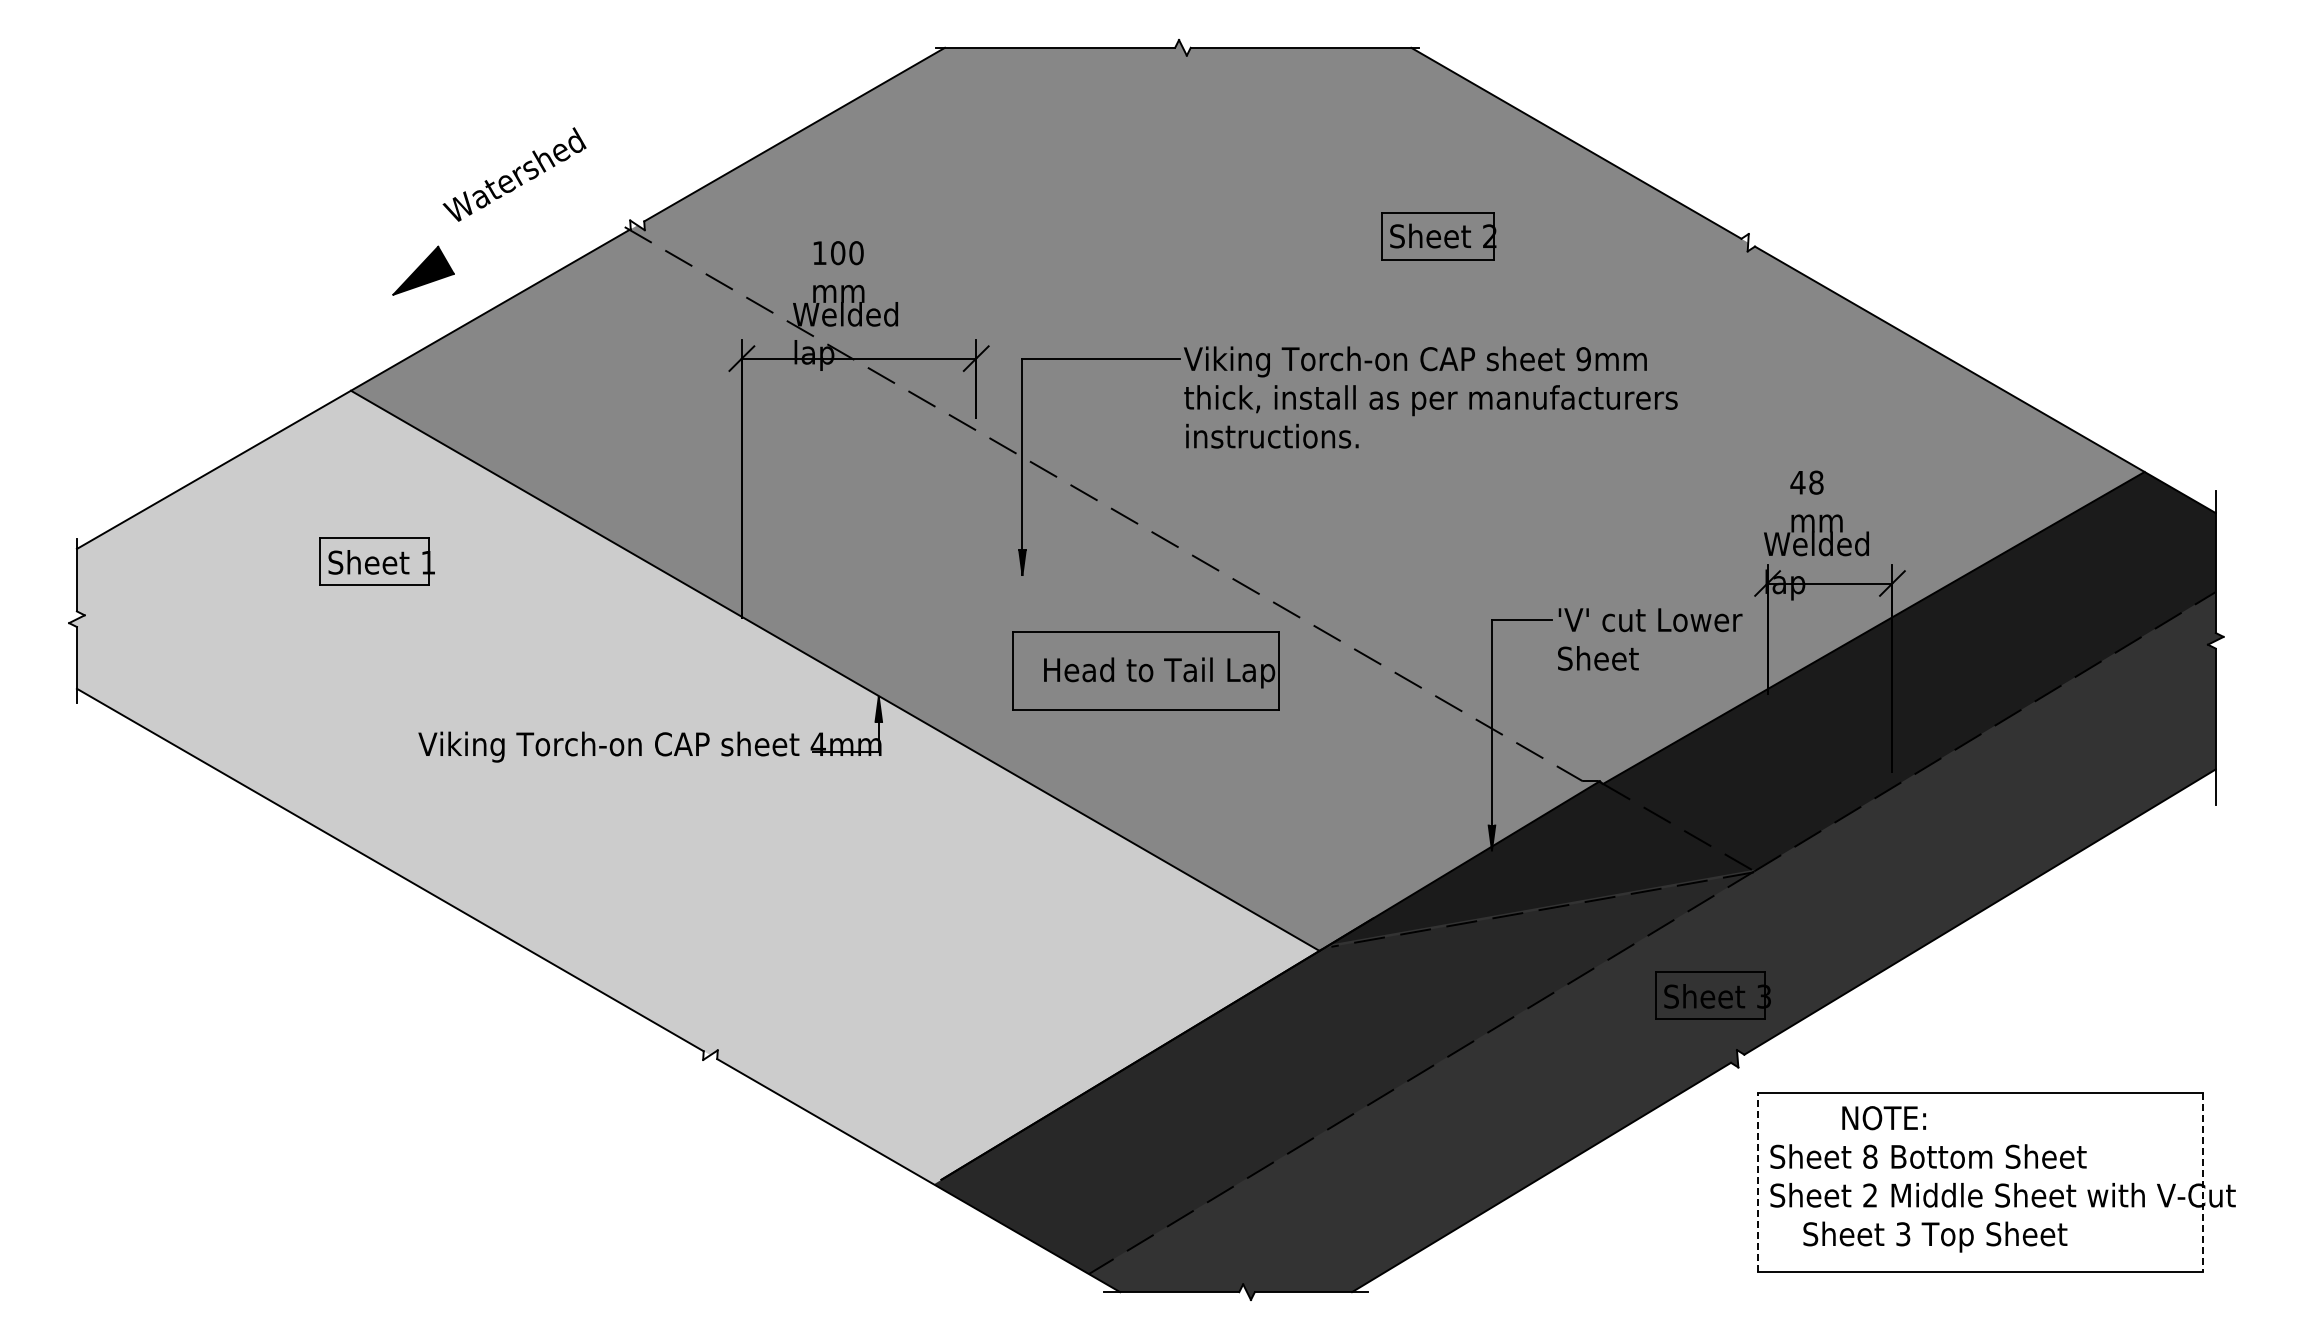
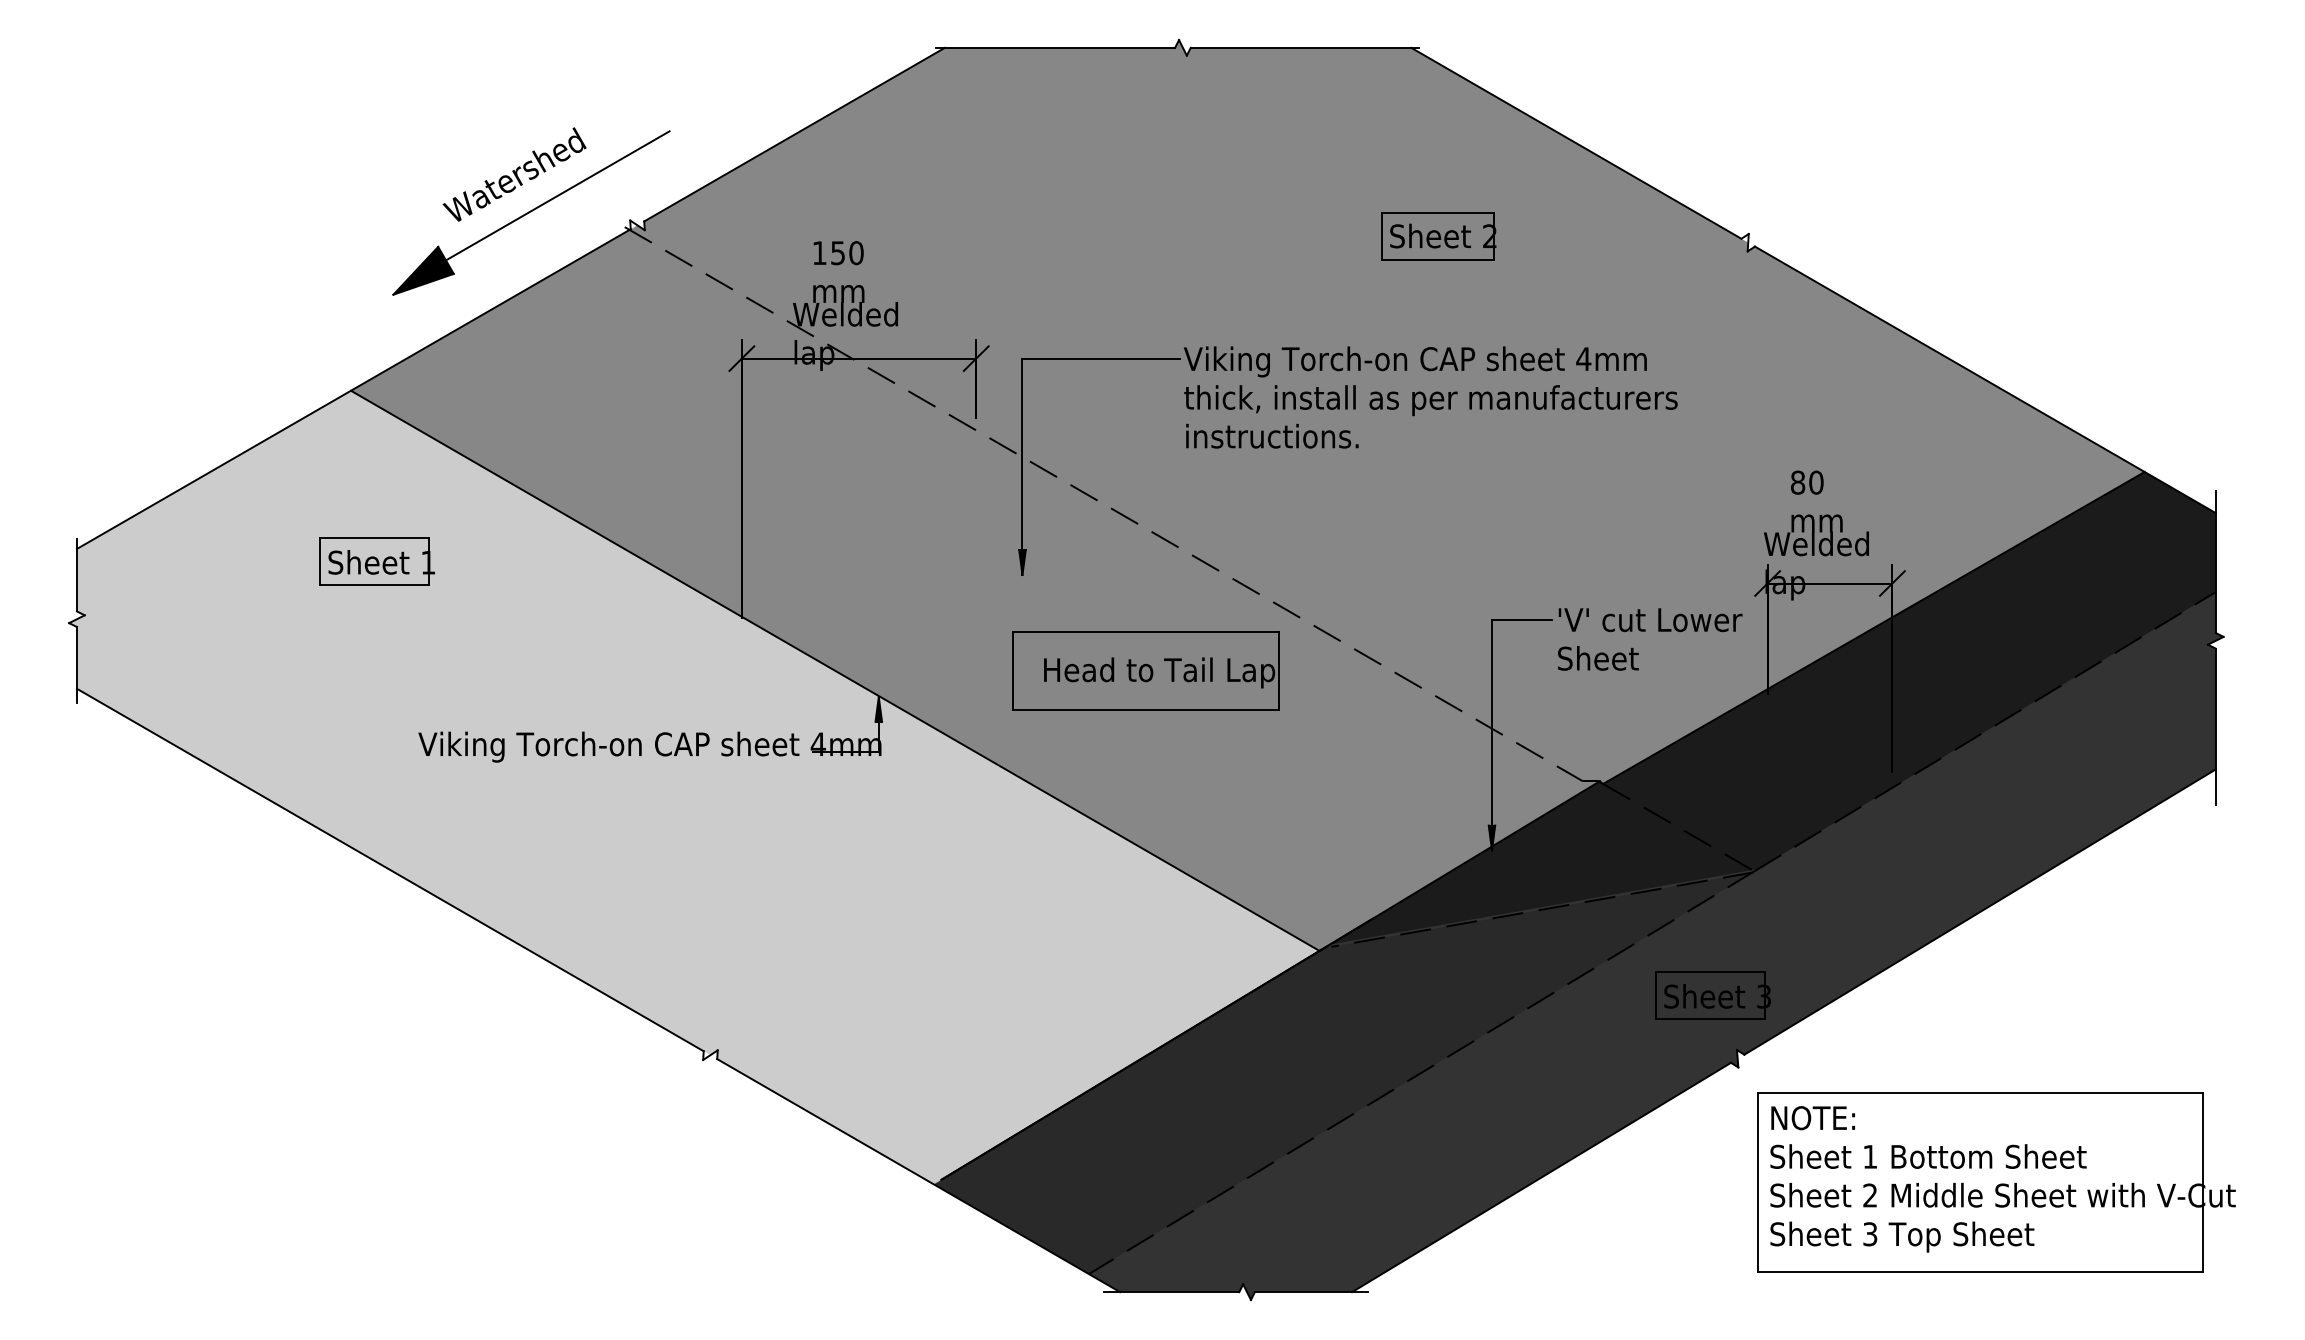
line: none -> present (557, 195)
text: 100 -> 150 (838, 253)
text: 9mm -> 4mm (1583, 359)
text: 48 -> 80 (1806, 482)
text position: (1883, 1118) -> (1812, 1118) (1812, 1118)
text: 8 -> 1 (1870, 1156)
line: dashed -> solid (1758, 1182)
line: dashed -> solid (2203, 1182)
text position: (1935, 1236) -> (1902, 1236) (1902, 1236)
